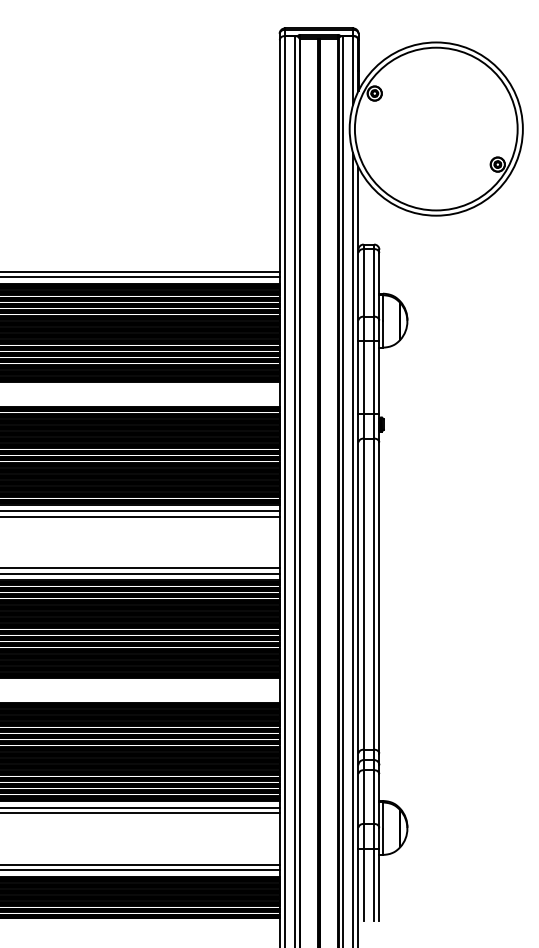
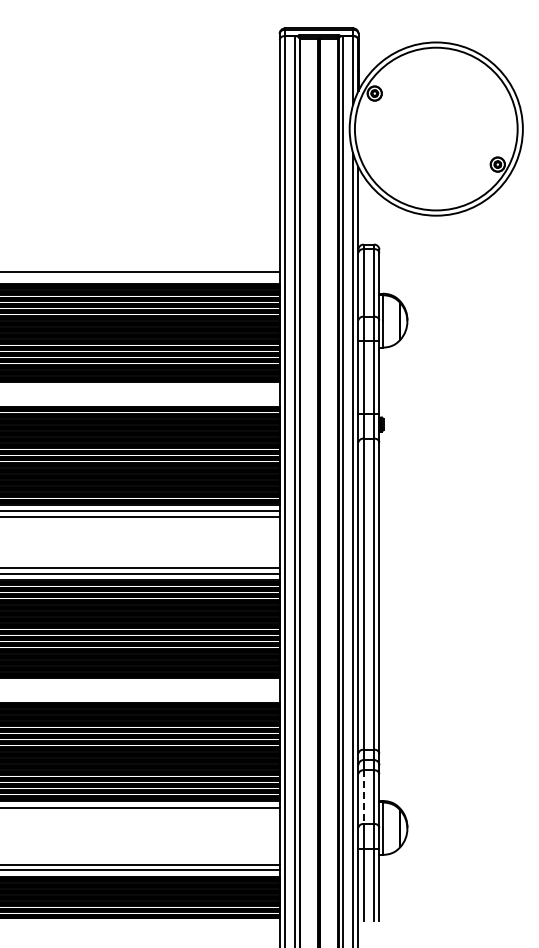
line: present -> none (140, 277)
line: solid -> dashed (363, 797)
line: present -> none (140, 812)
